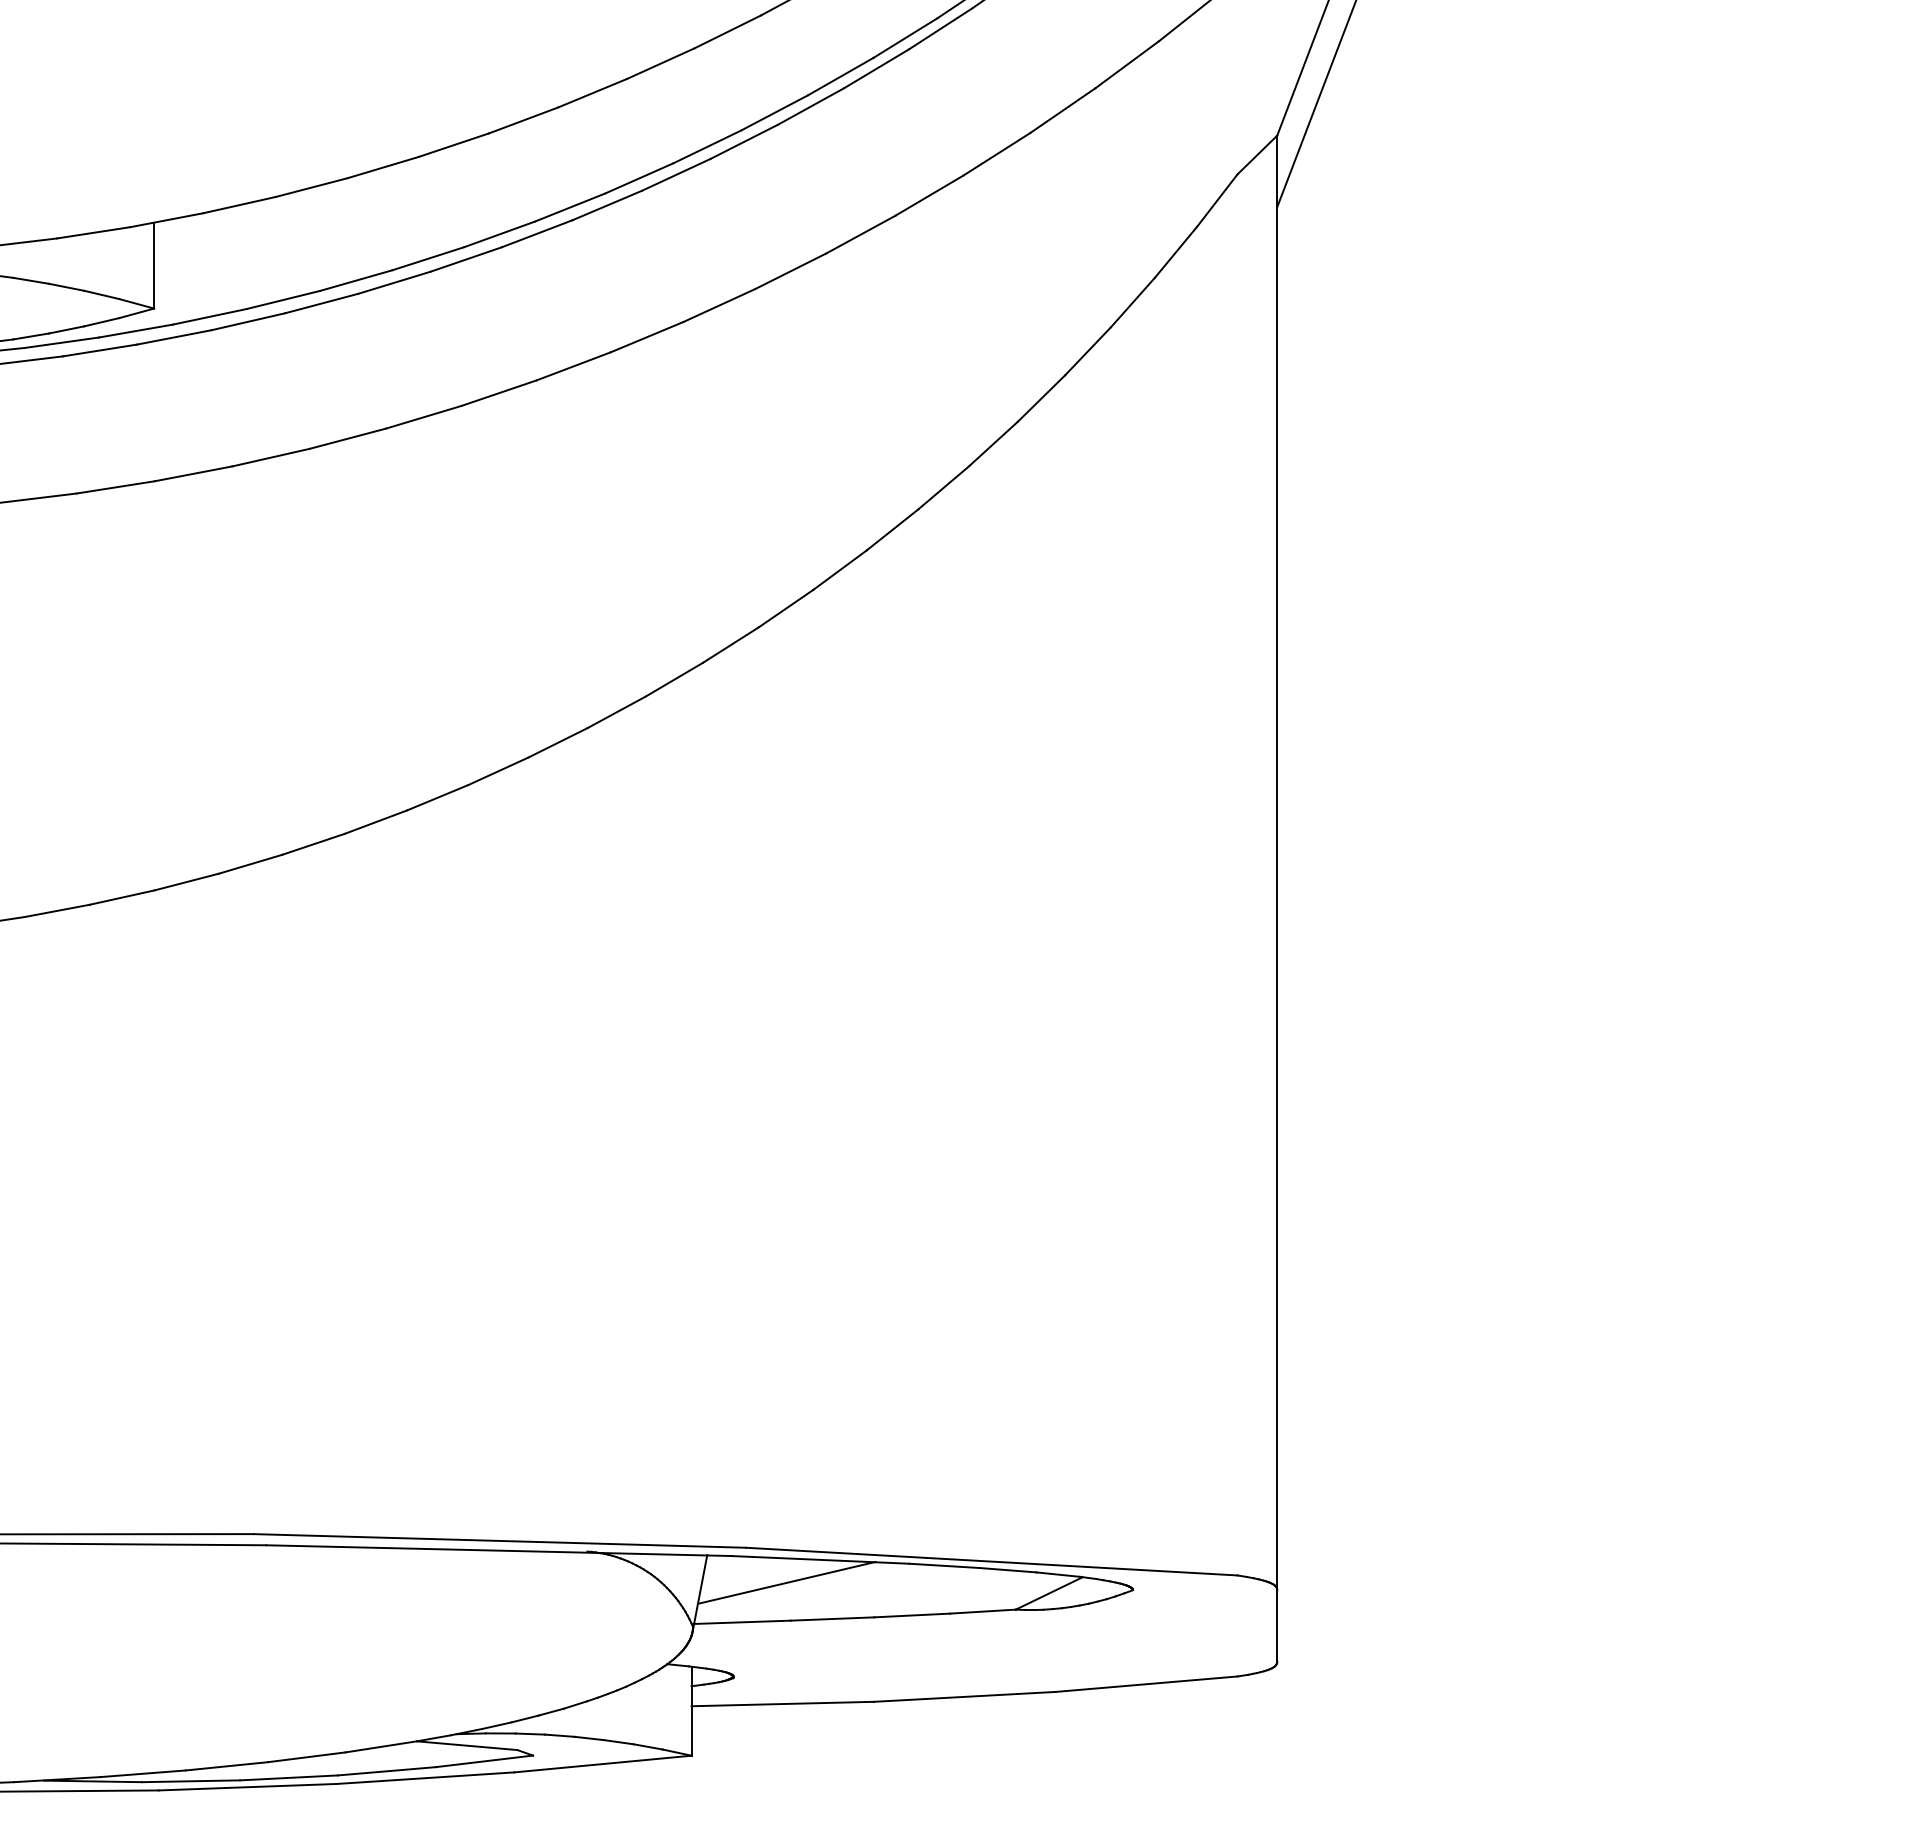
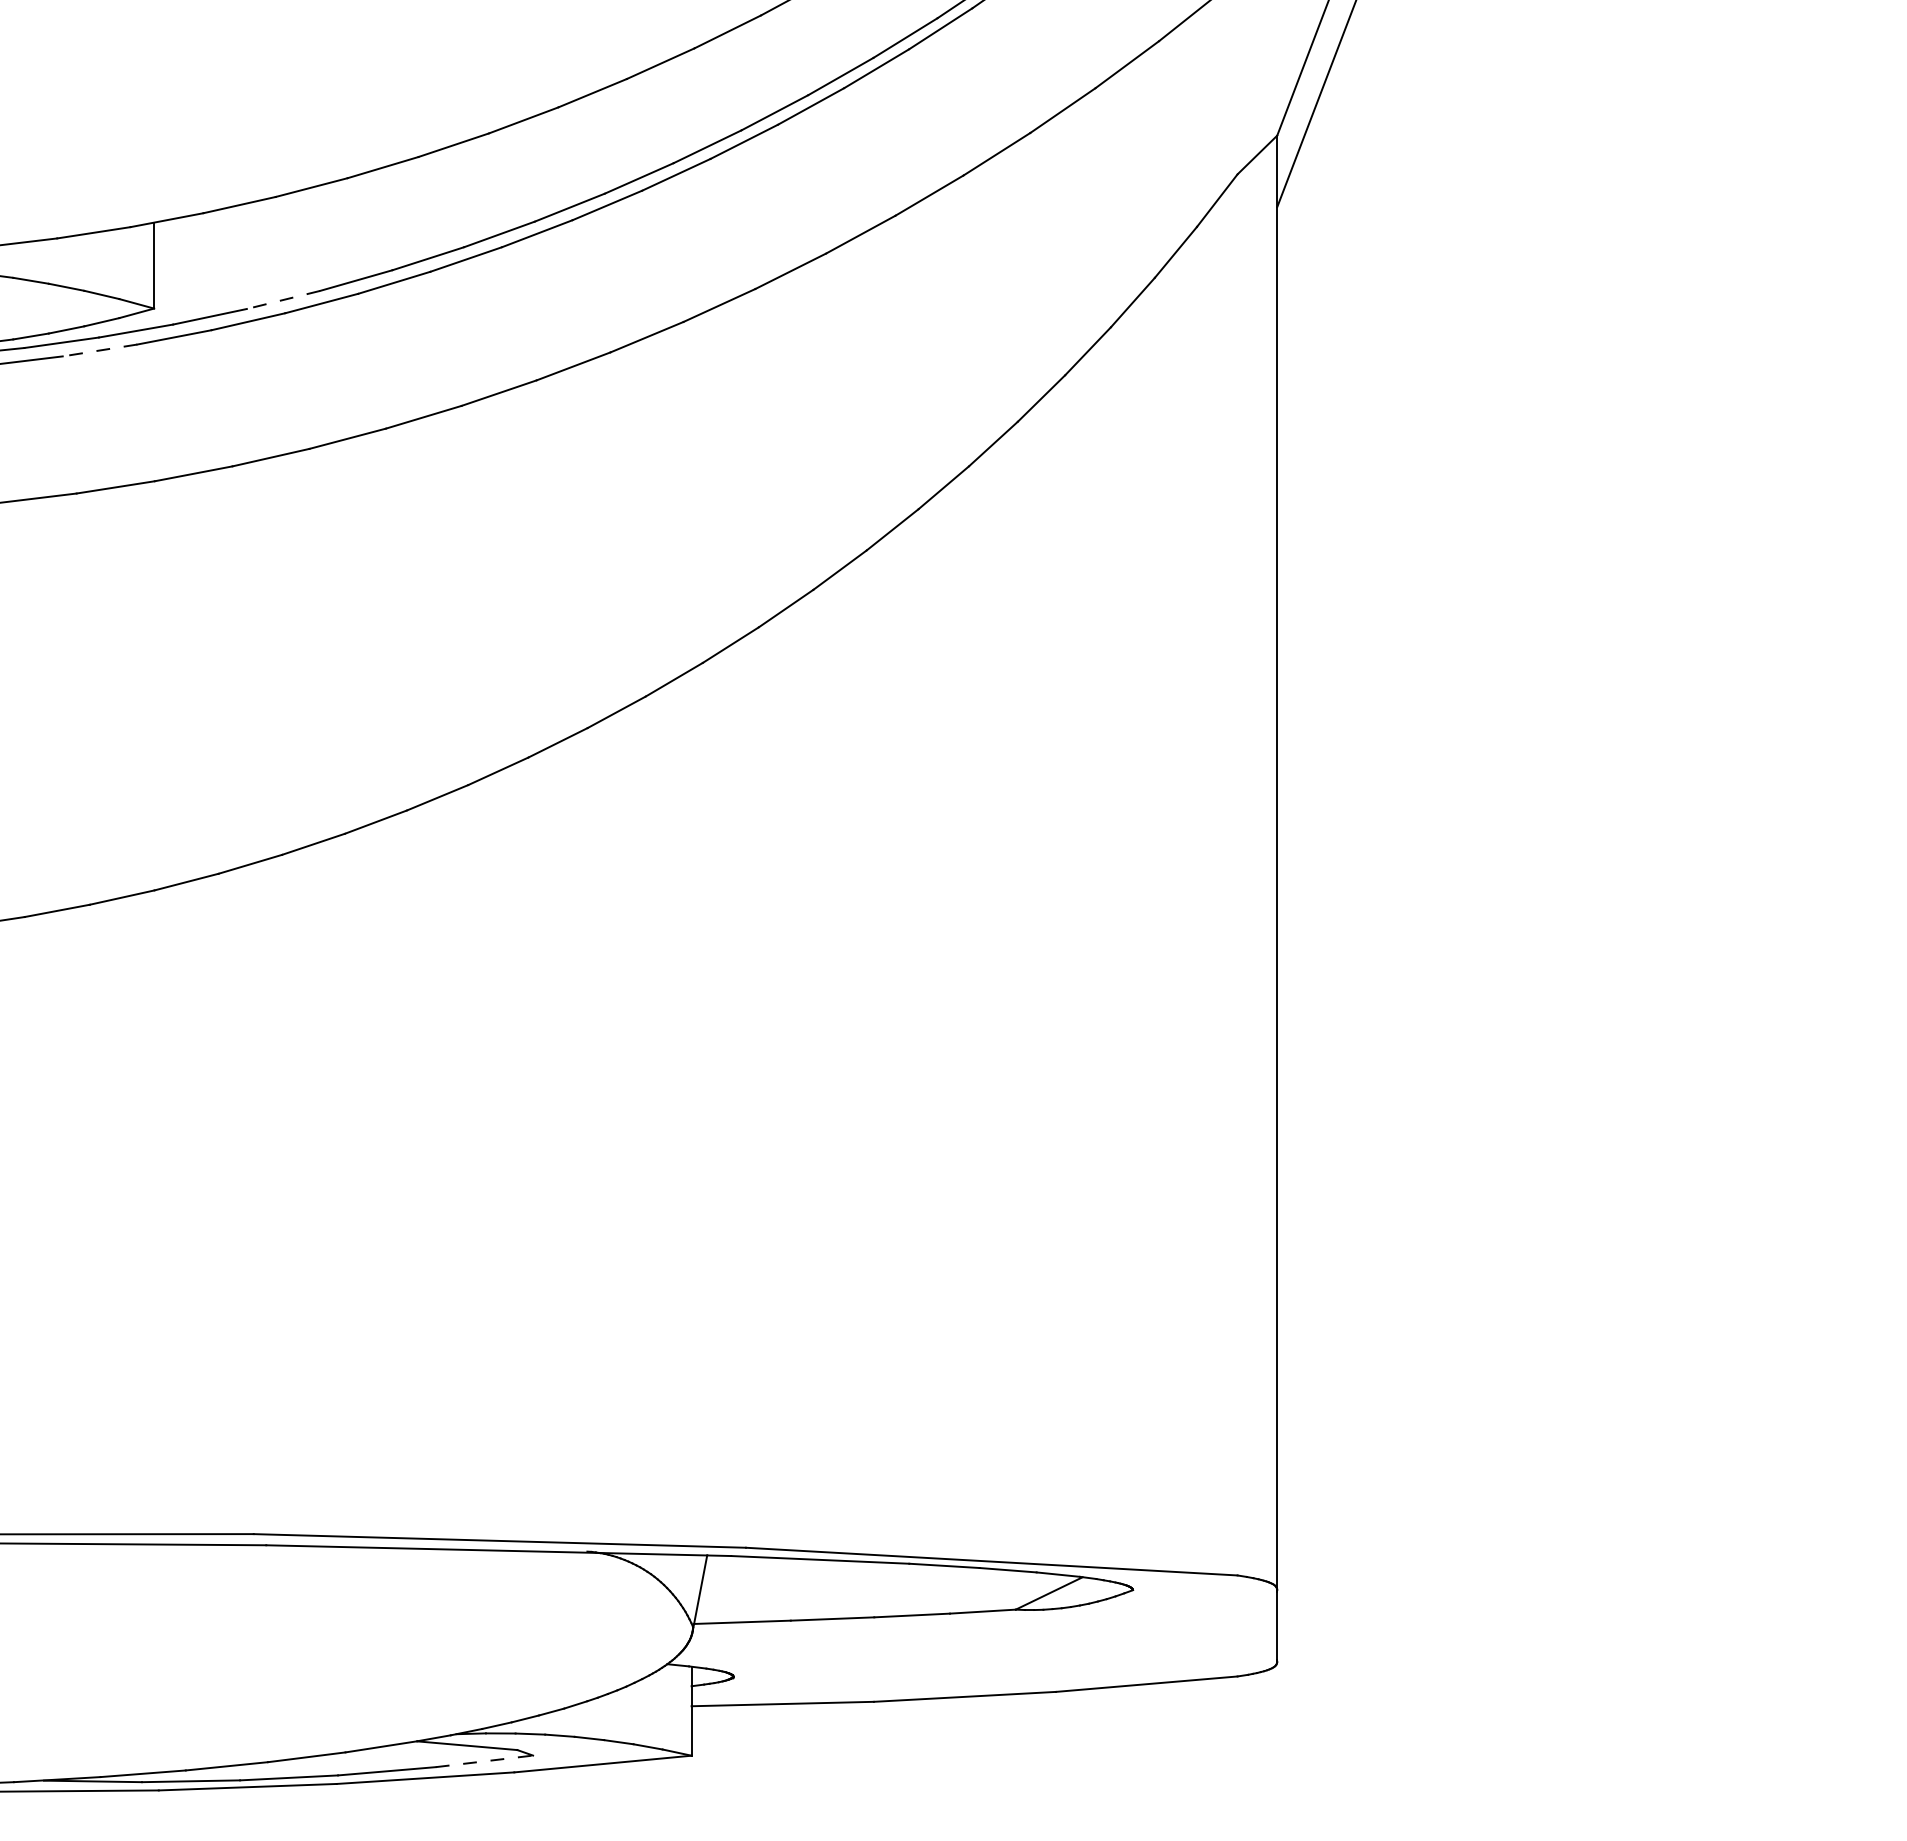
line: solid -> dashed (283, 299)
line: solid -> dashed (100, 350)
line: present -> none (786, 1582)
line: solid -> dashed (484, 1761)
